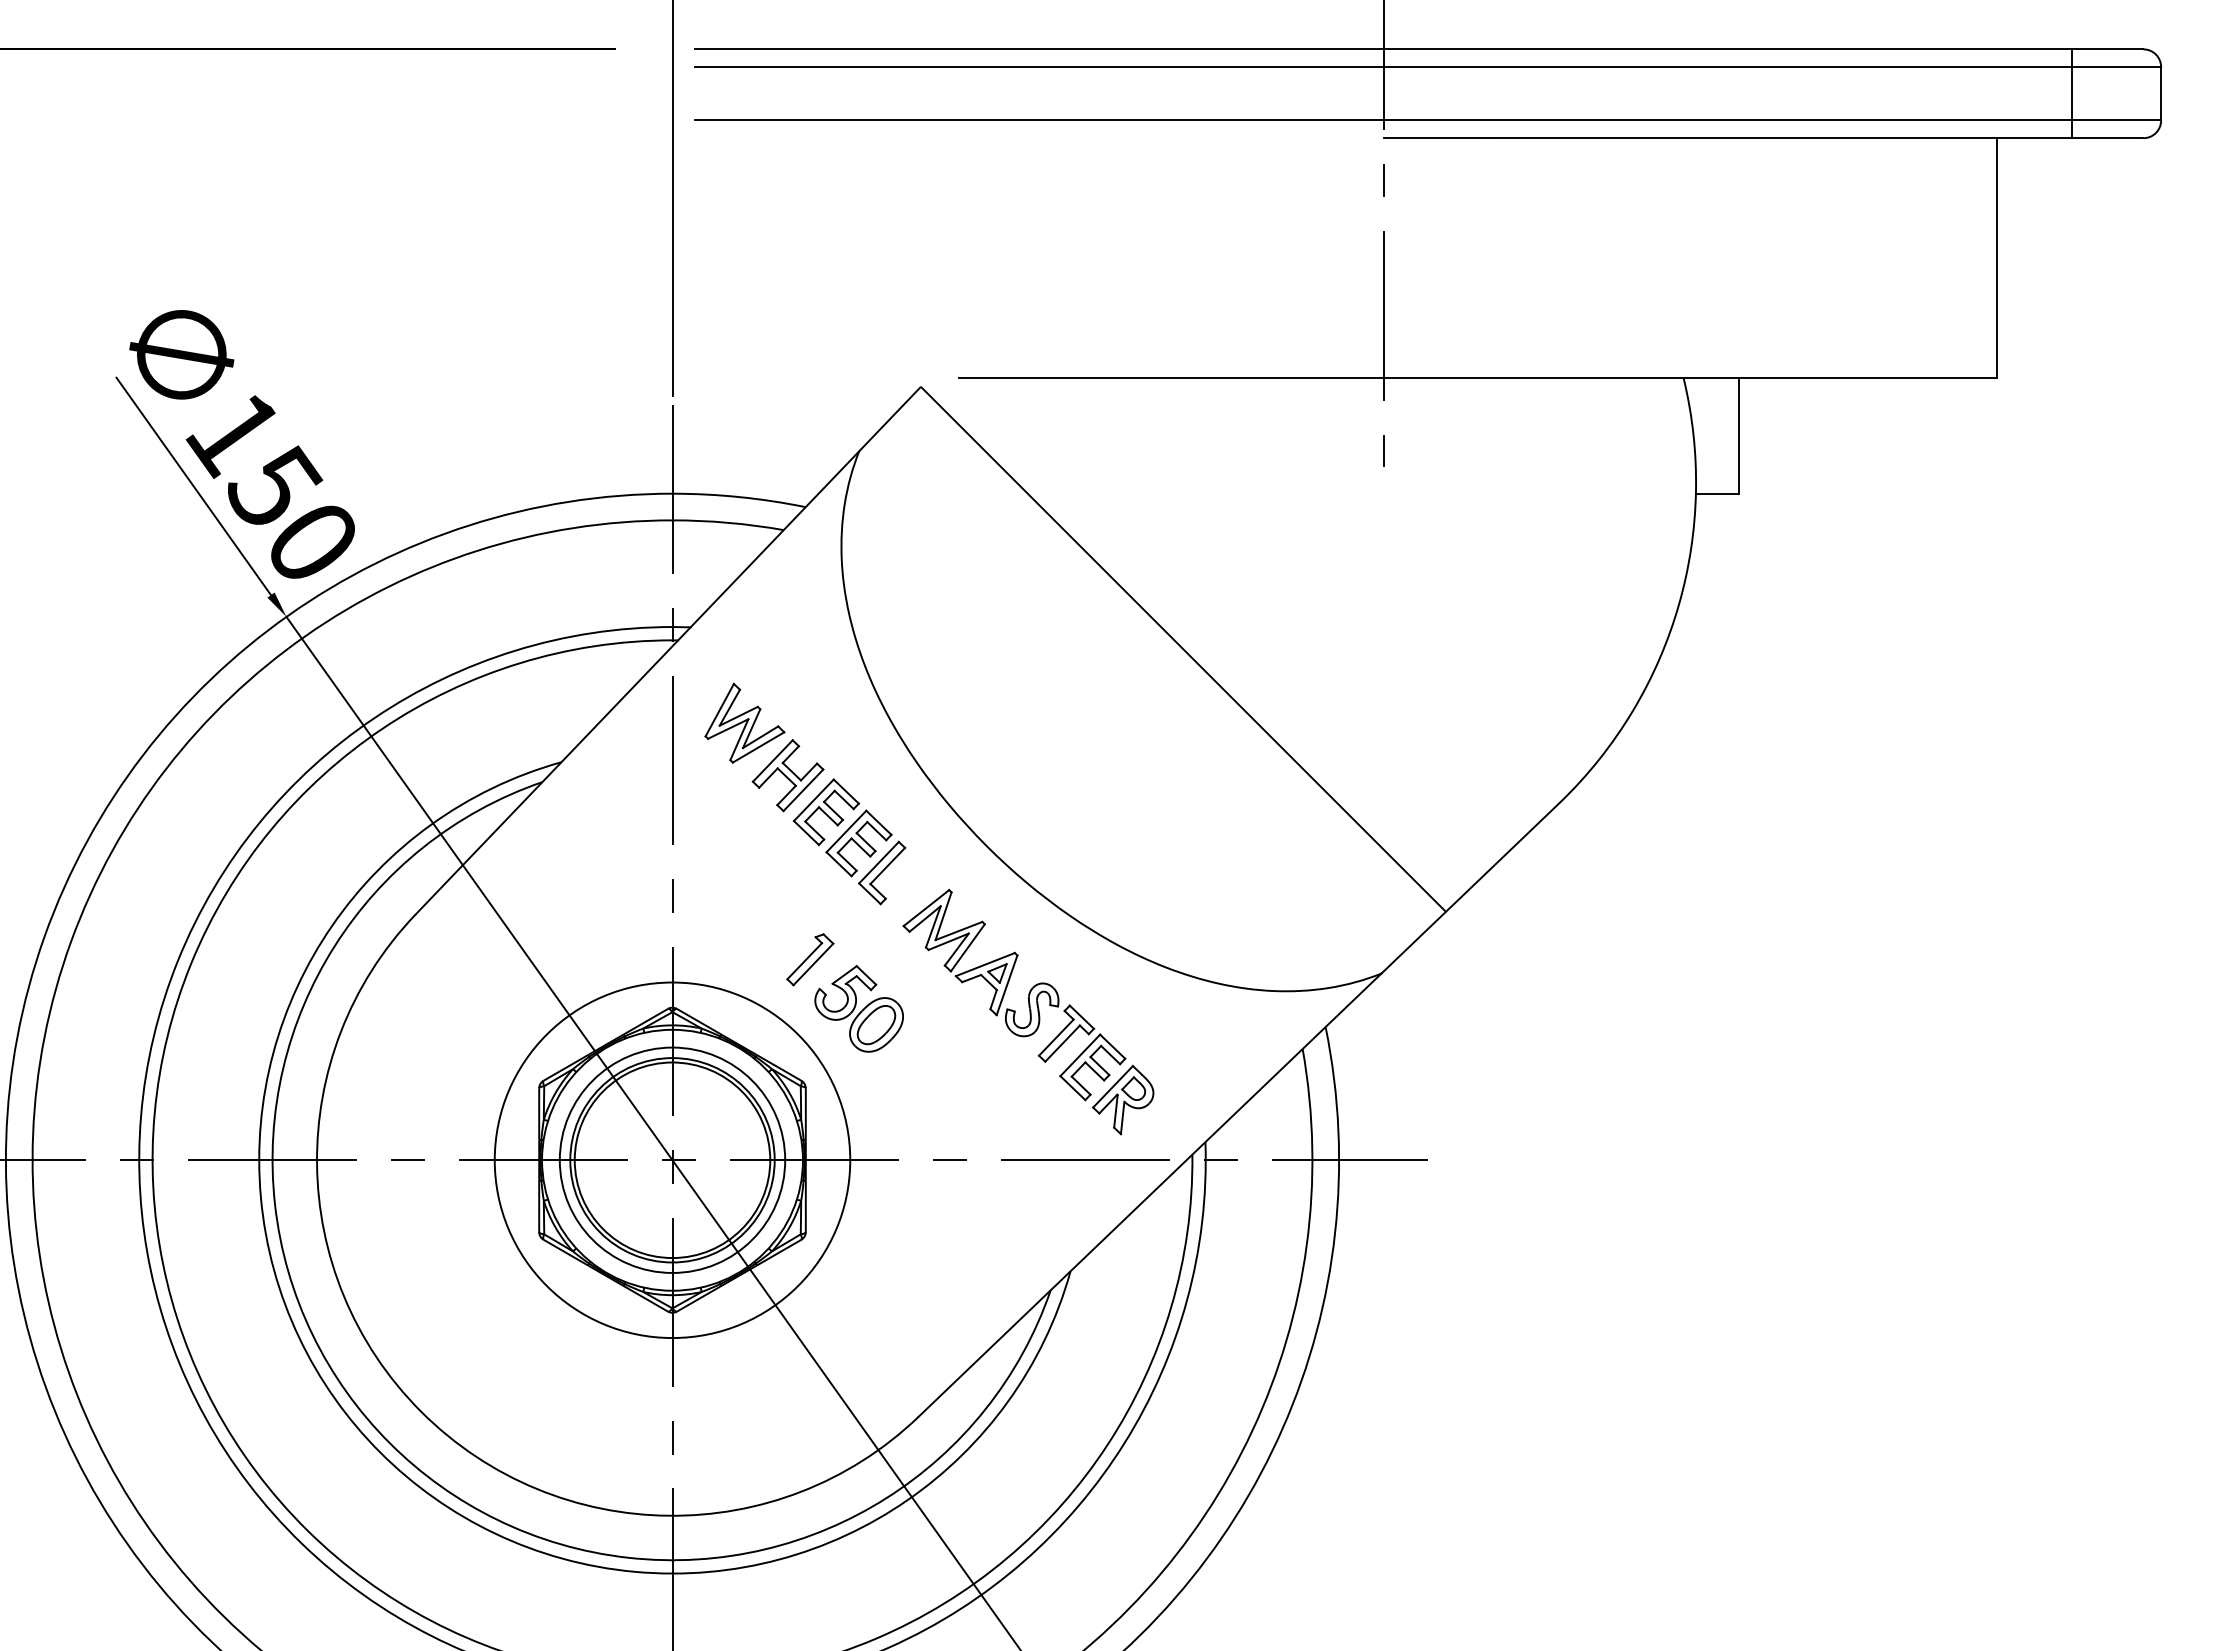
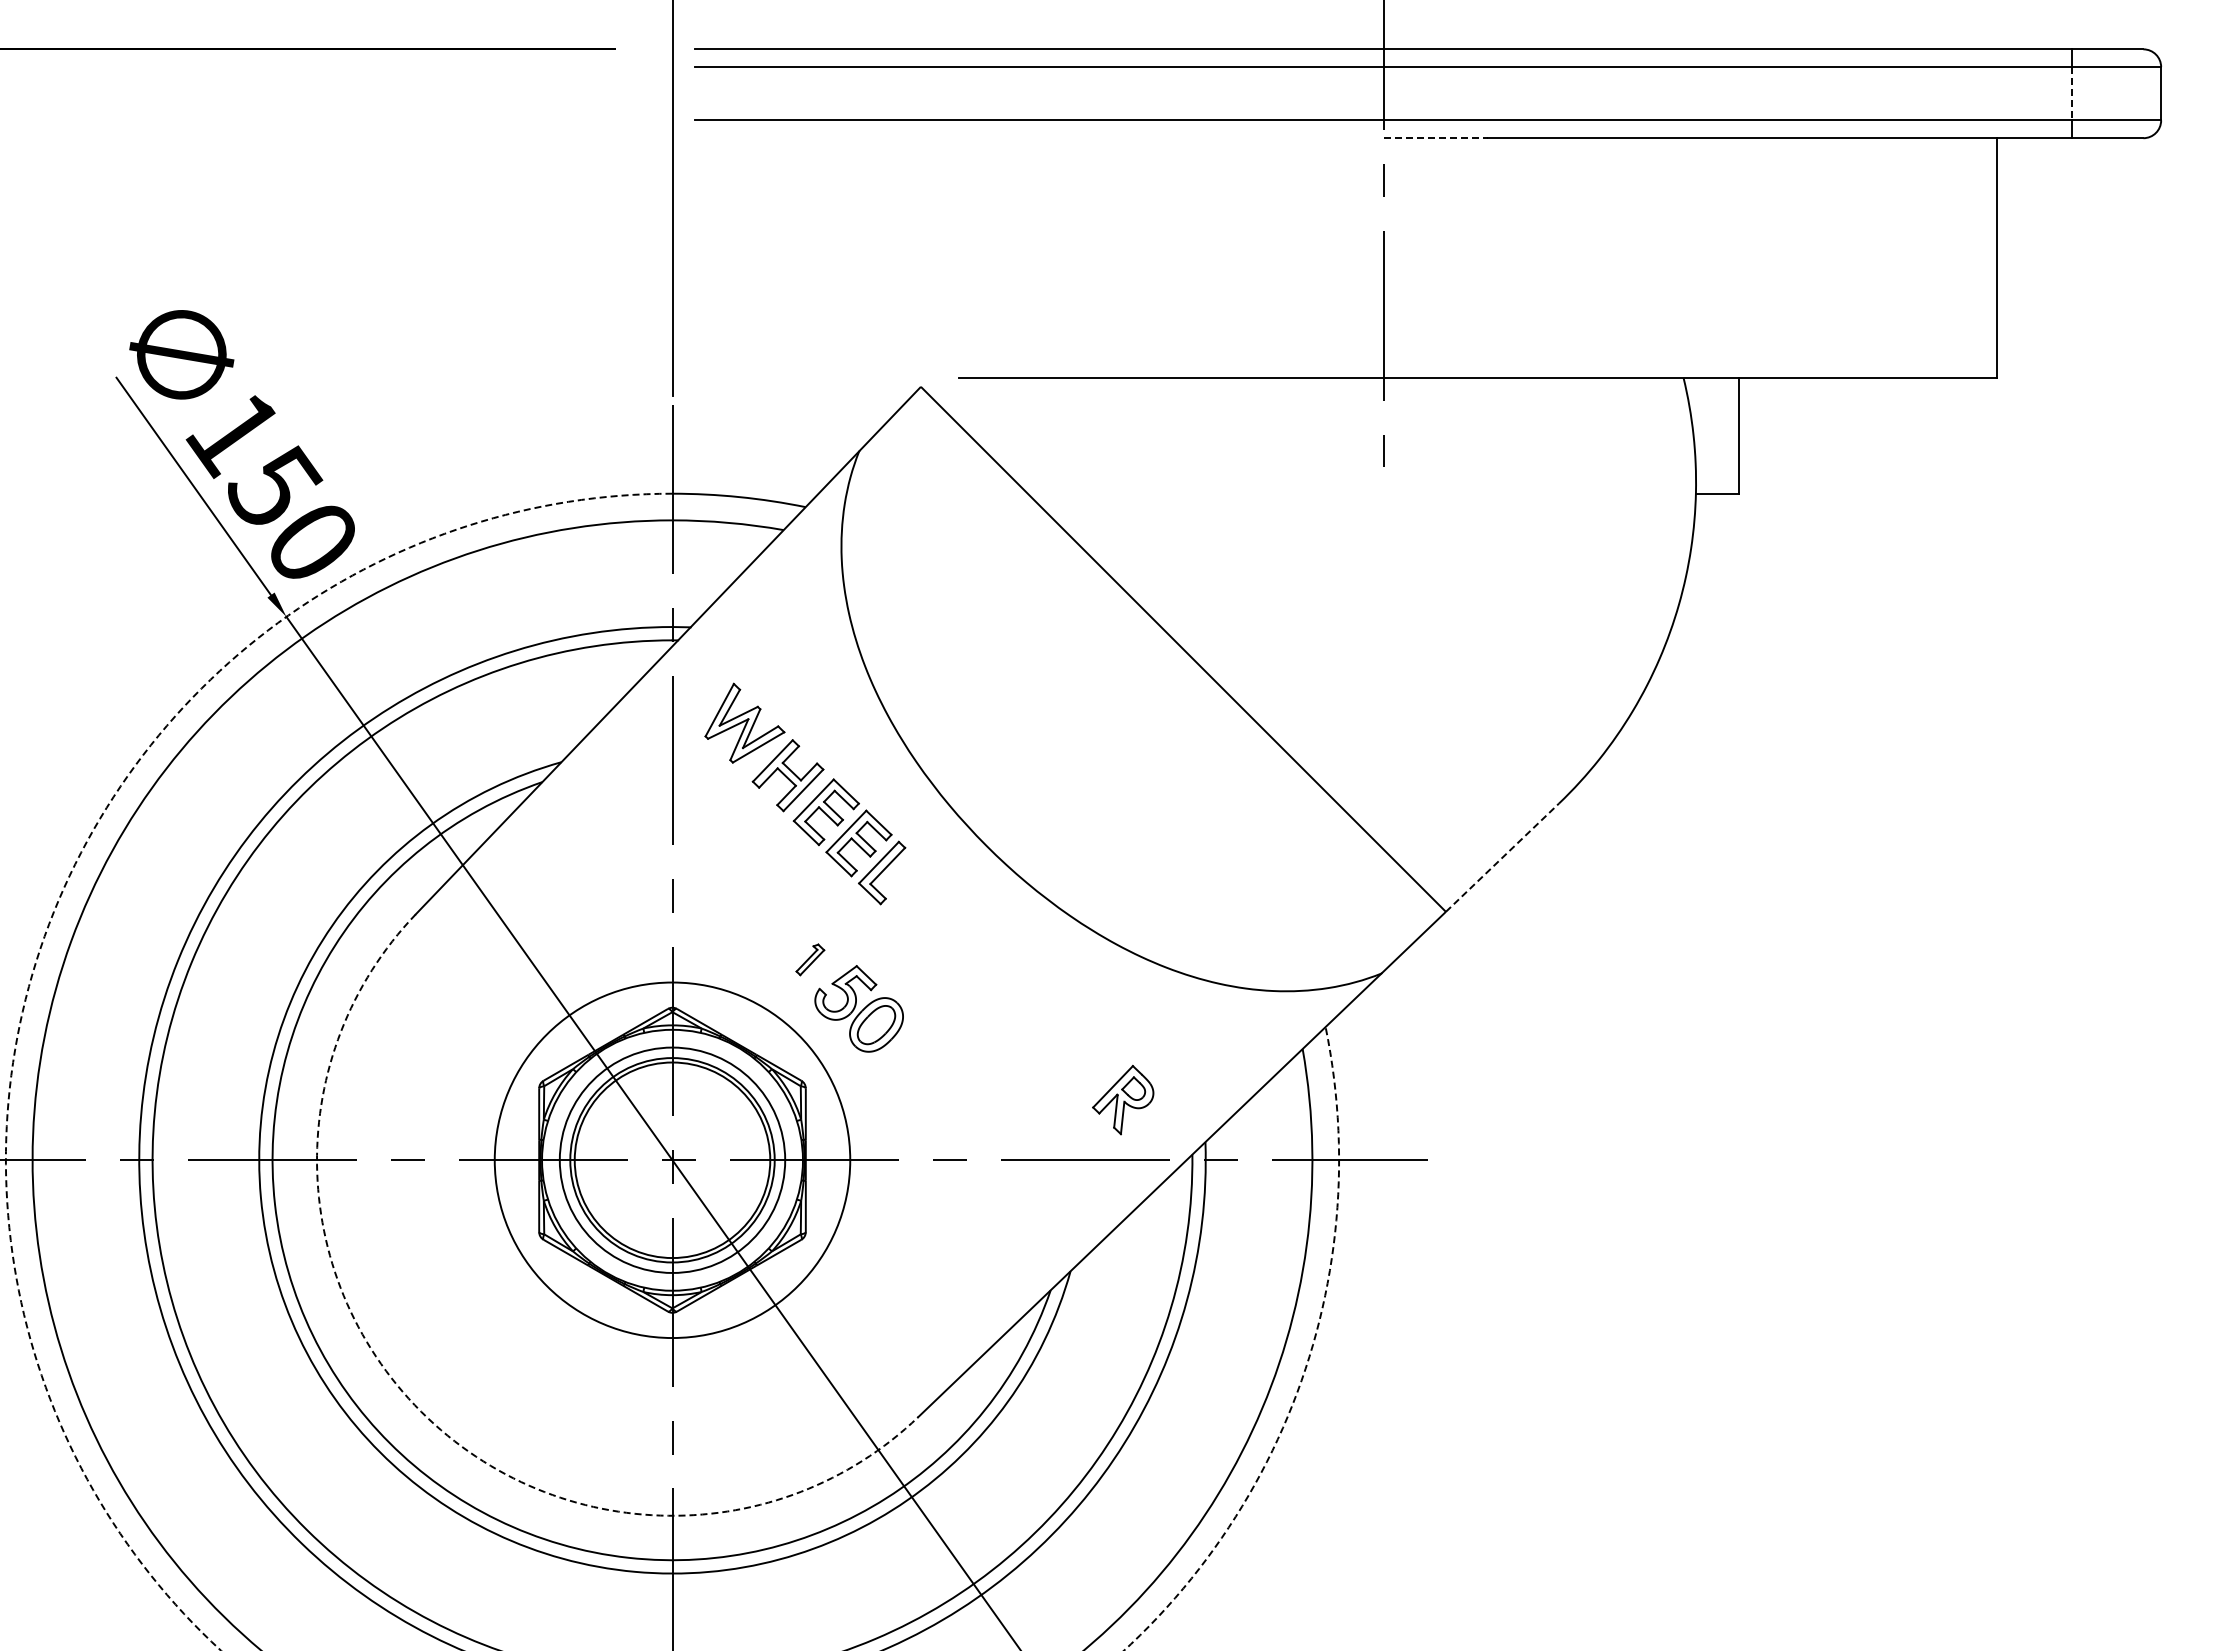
line: solid -> dashed (2072, 93)
line: solid -> dashed (1436, 138)
line: solid -> dashed (1502, 857)
part size: 49x54 px -> 31x34 px (810, 959)
part: present -> none (1005, 993)
arc: solid -> dashed (13, 1256)
arc: solid -> dashed (421, 1411)
